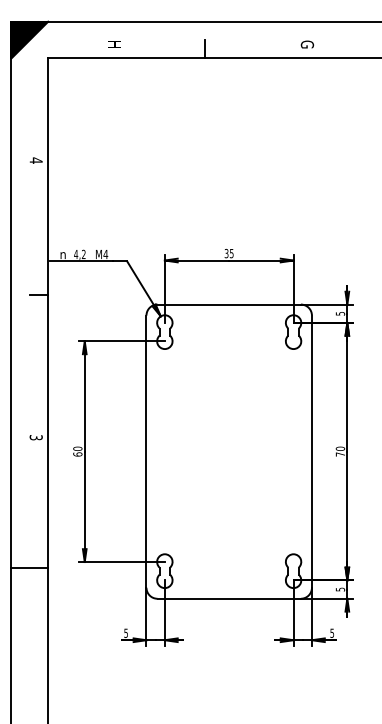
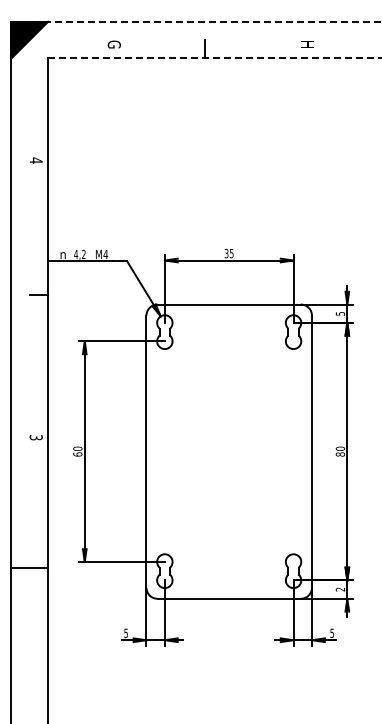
line: solid -> dashed (196, 21)
text: H -> G (113, 44)
text: G -> H (307, 44)
line: solid -> dashed (215, 58)
text: 70 -> 80 (340, 454)
text: 5 -> 2 (340, 589)
